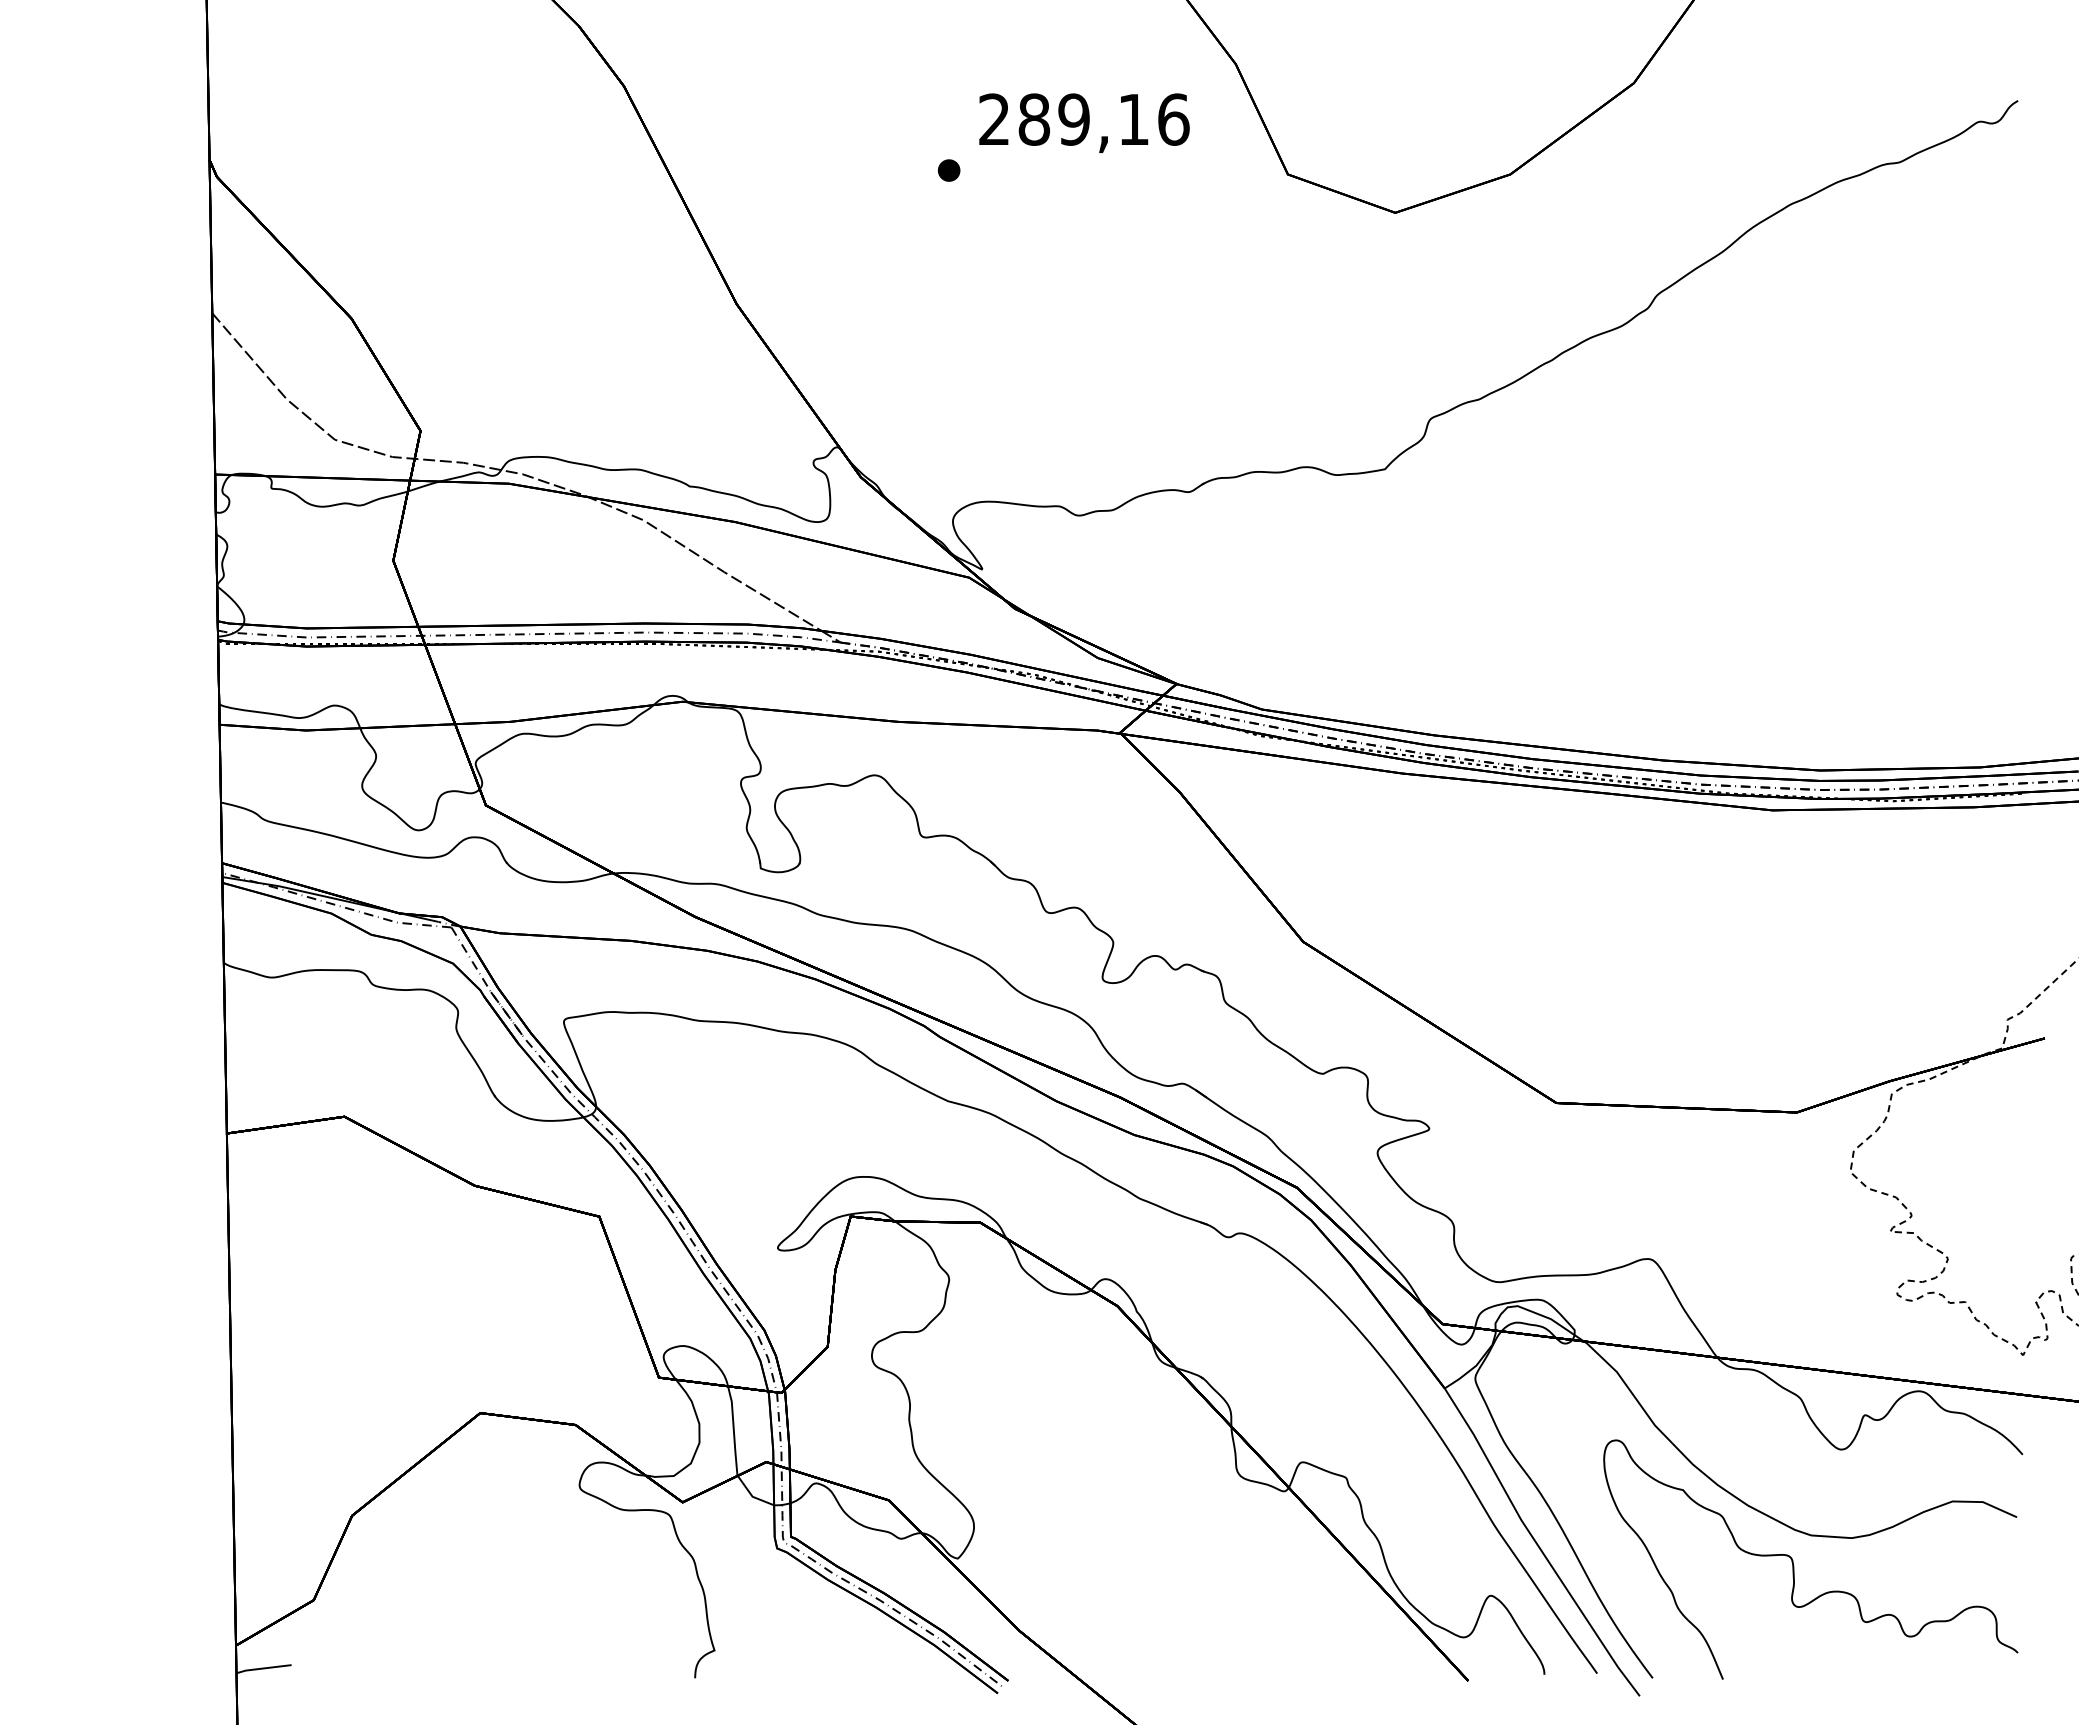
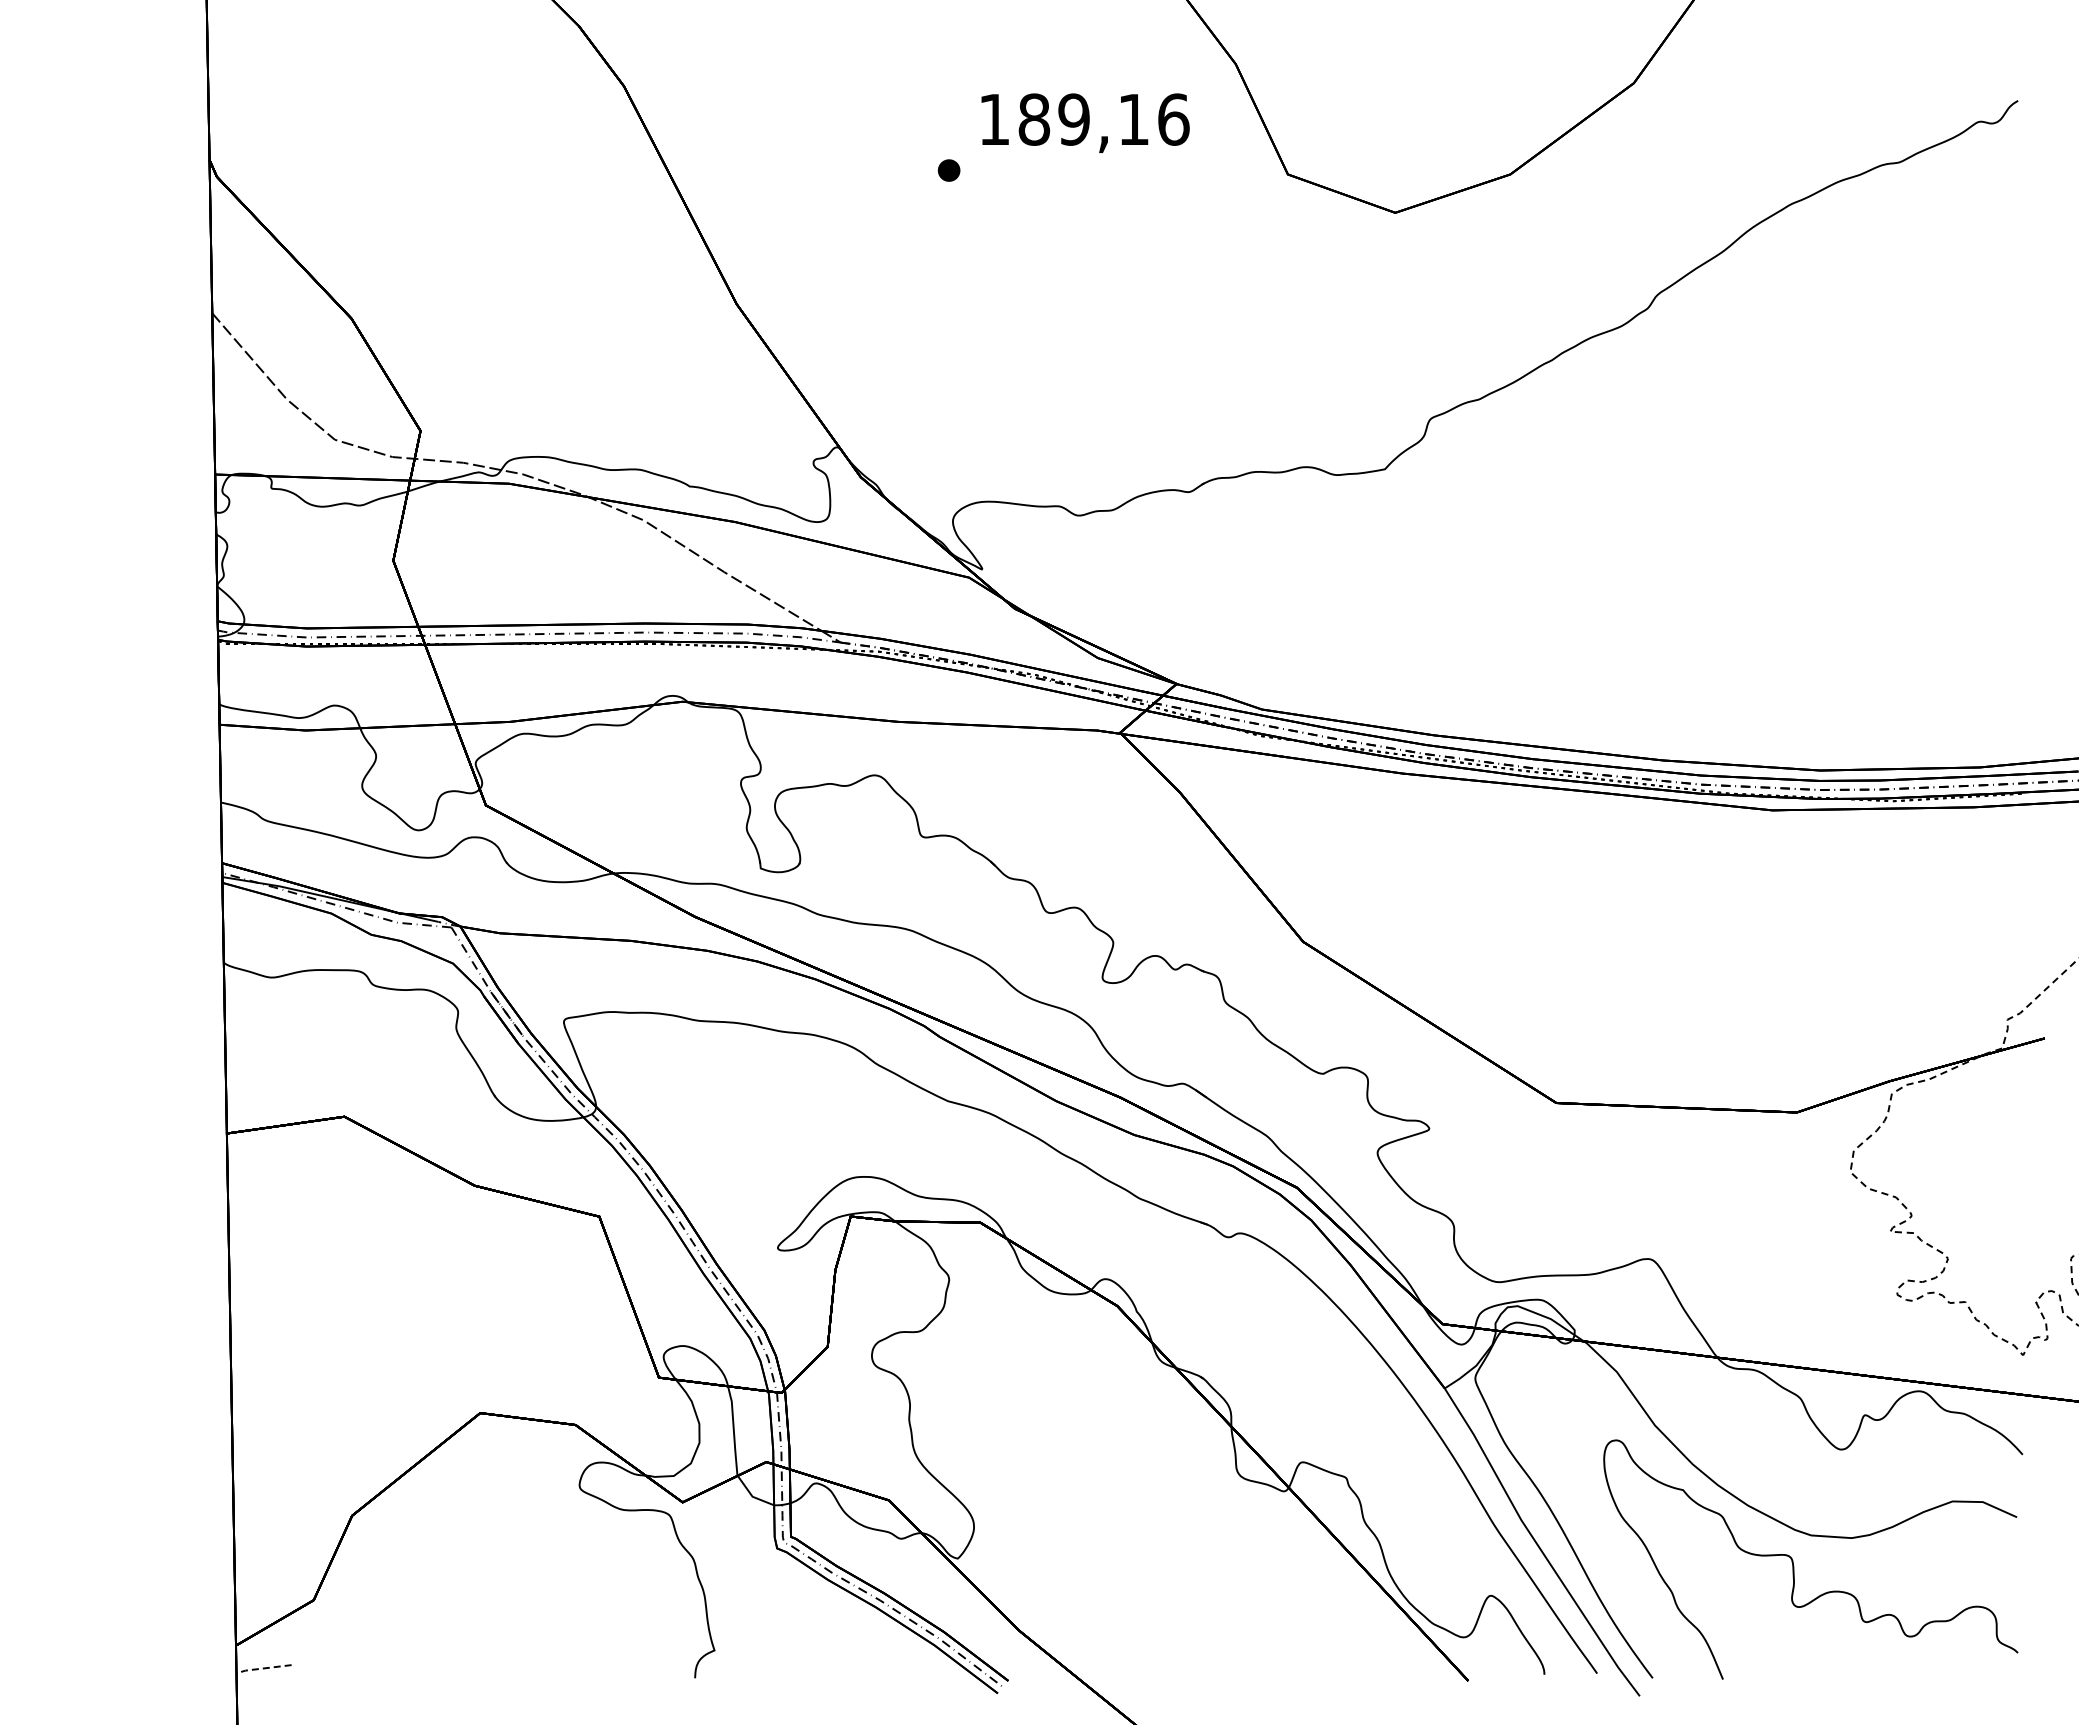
text: 289,16 -> 189,16 (993, 118)
line: solid -> dashed (262, 1668)
